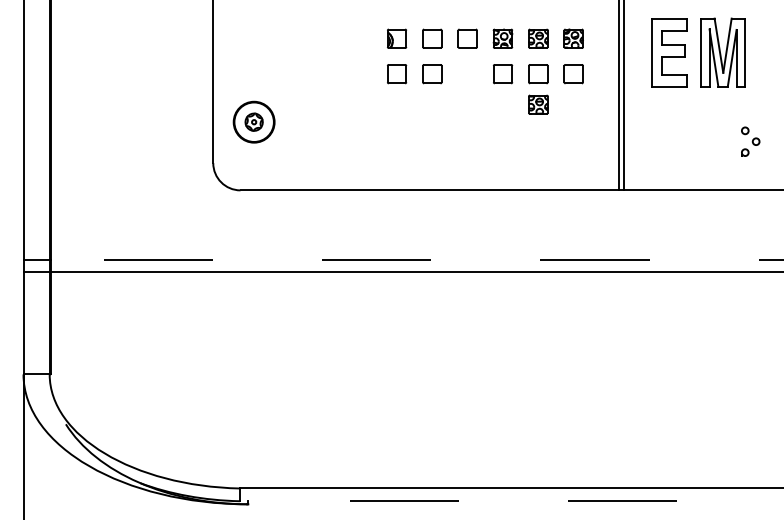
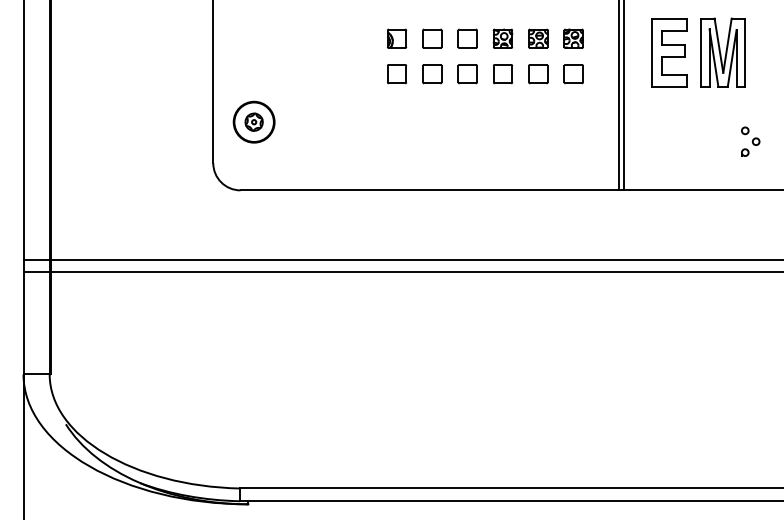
part: none -> present (467, 74)
part: present -> none (538, 104)
line: dashed -> solid (416, 260)
line: dashed -> solid (511, 501)
